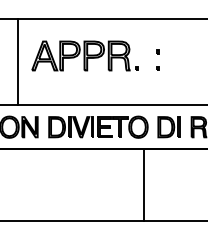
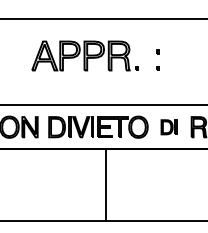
line: present -> none (17, 61)
part size: 24x23 px -> 18x17 px (168, 127)
line position: (144, 184) -> (106, 184) (106, 184)
